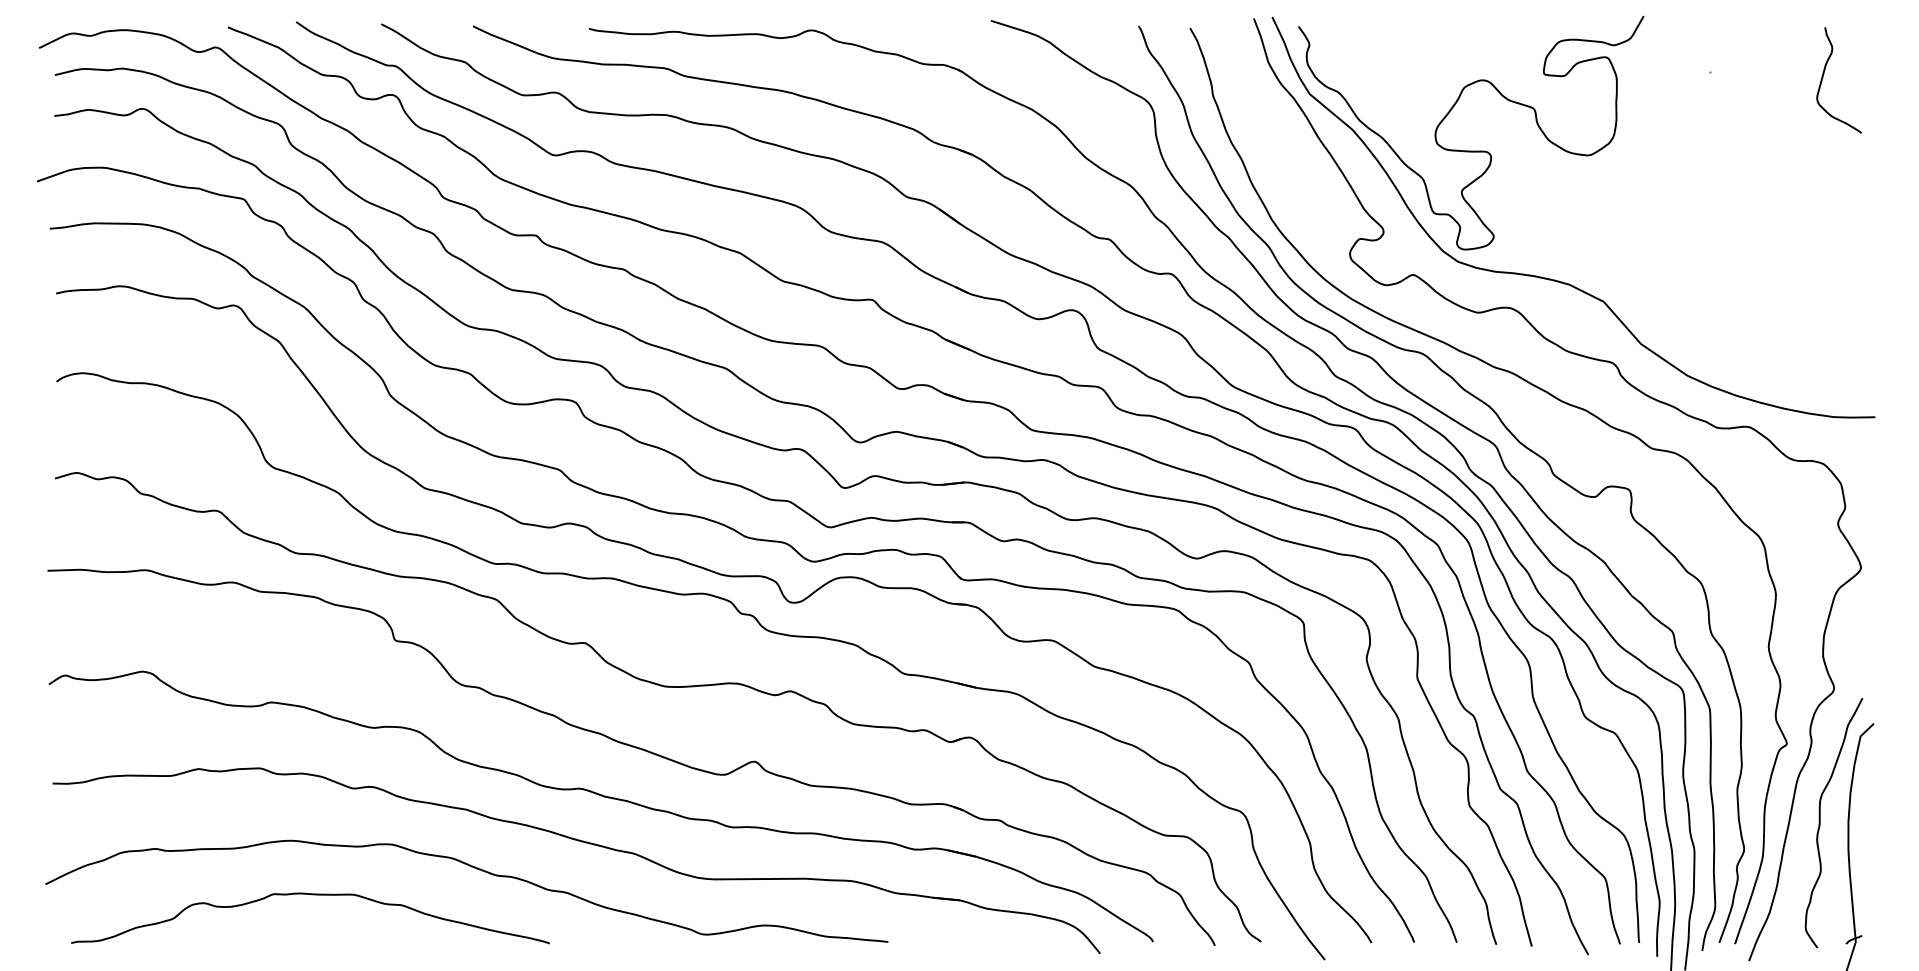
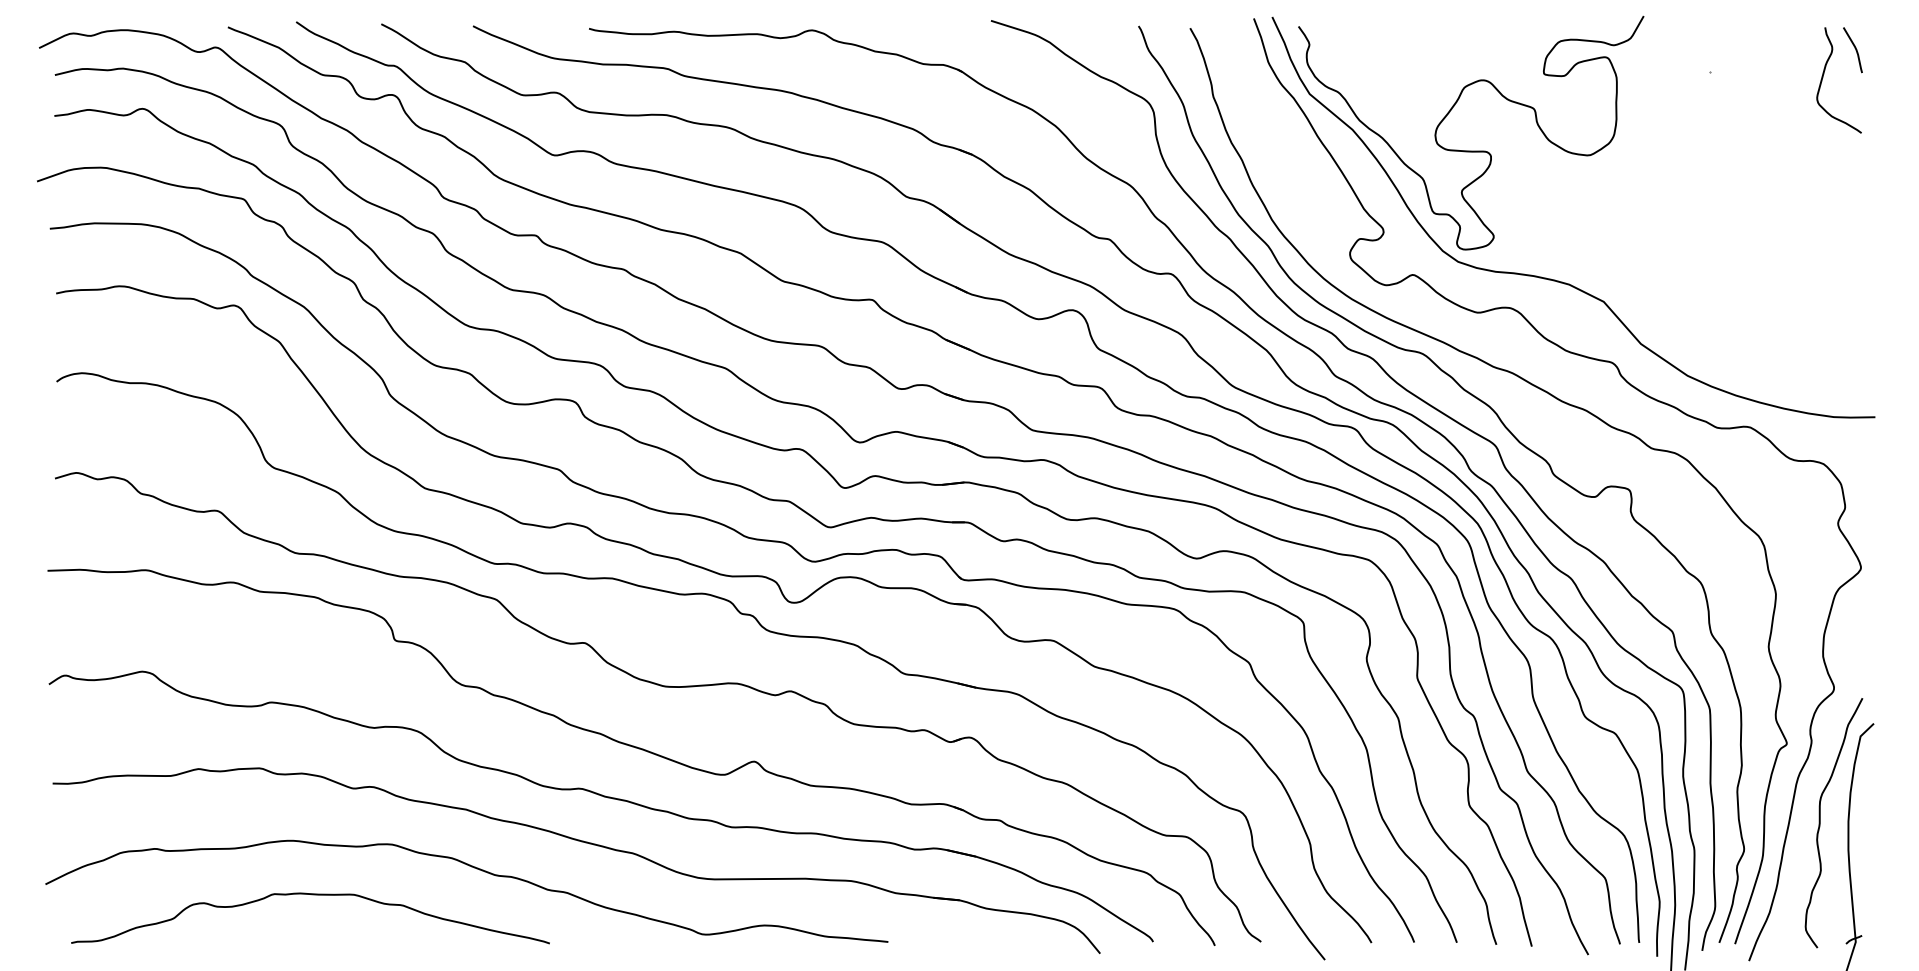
curve: none -> present (1854, 48)
